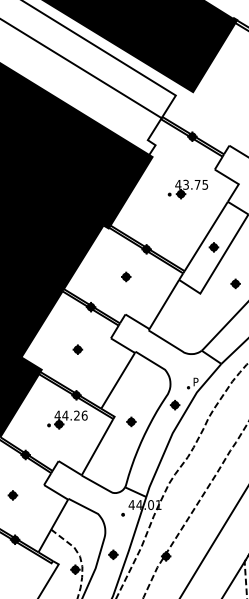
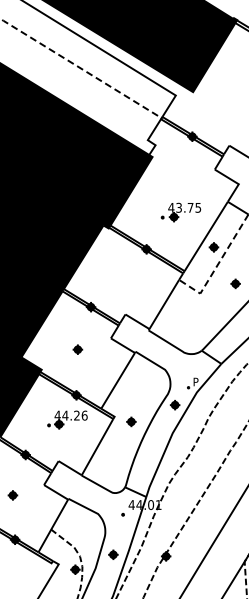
line: solid -> dashed (81, 68)
part position: (187, 189) -> (180, 212) (180, 212)
line: solid -> dashed (217, 265)
part: present -> none (126, 276)
